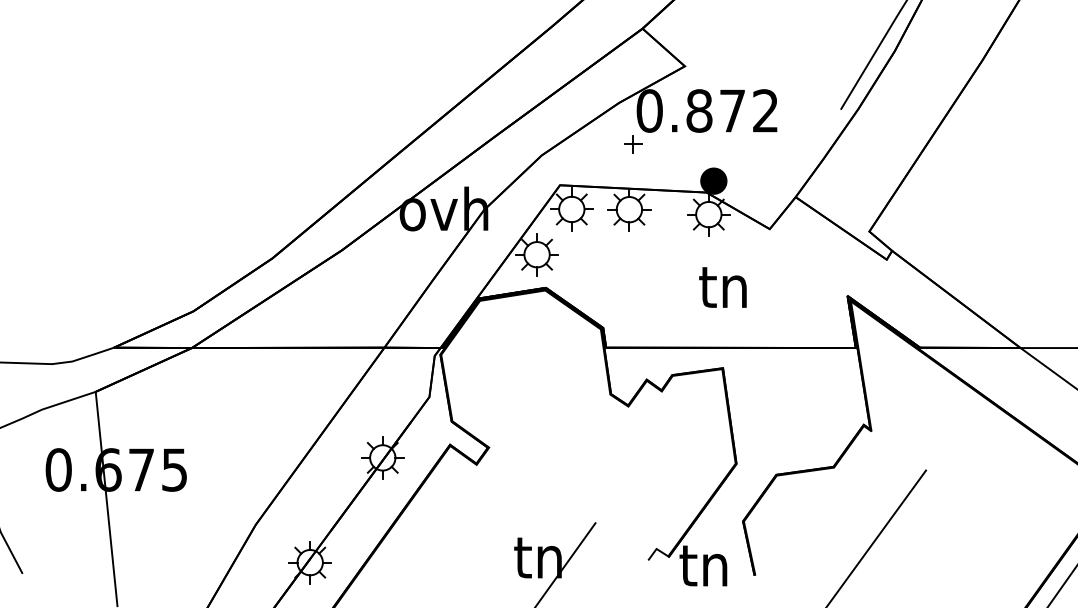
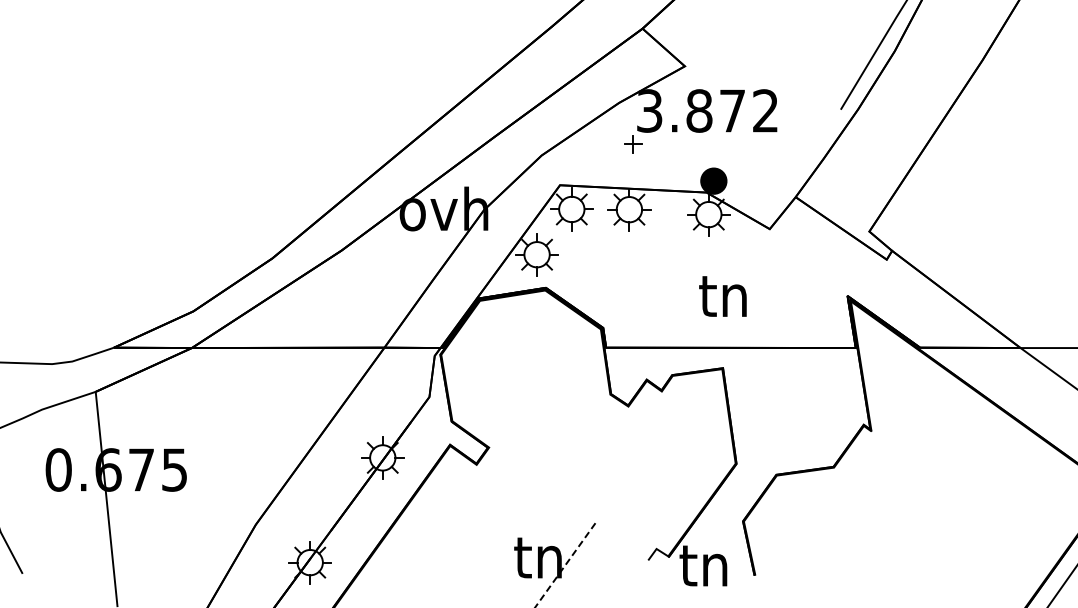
text: 0.872 -> 3.872 (649, 110)
text position: (722, 287) -> (722, 296) (722, 296)
line: present -> none (877, 537)
line: solid -> dashed (565, 565)
